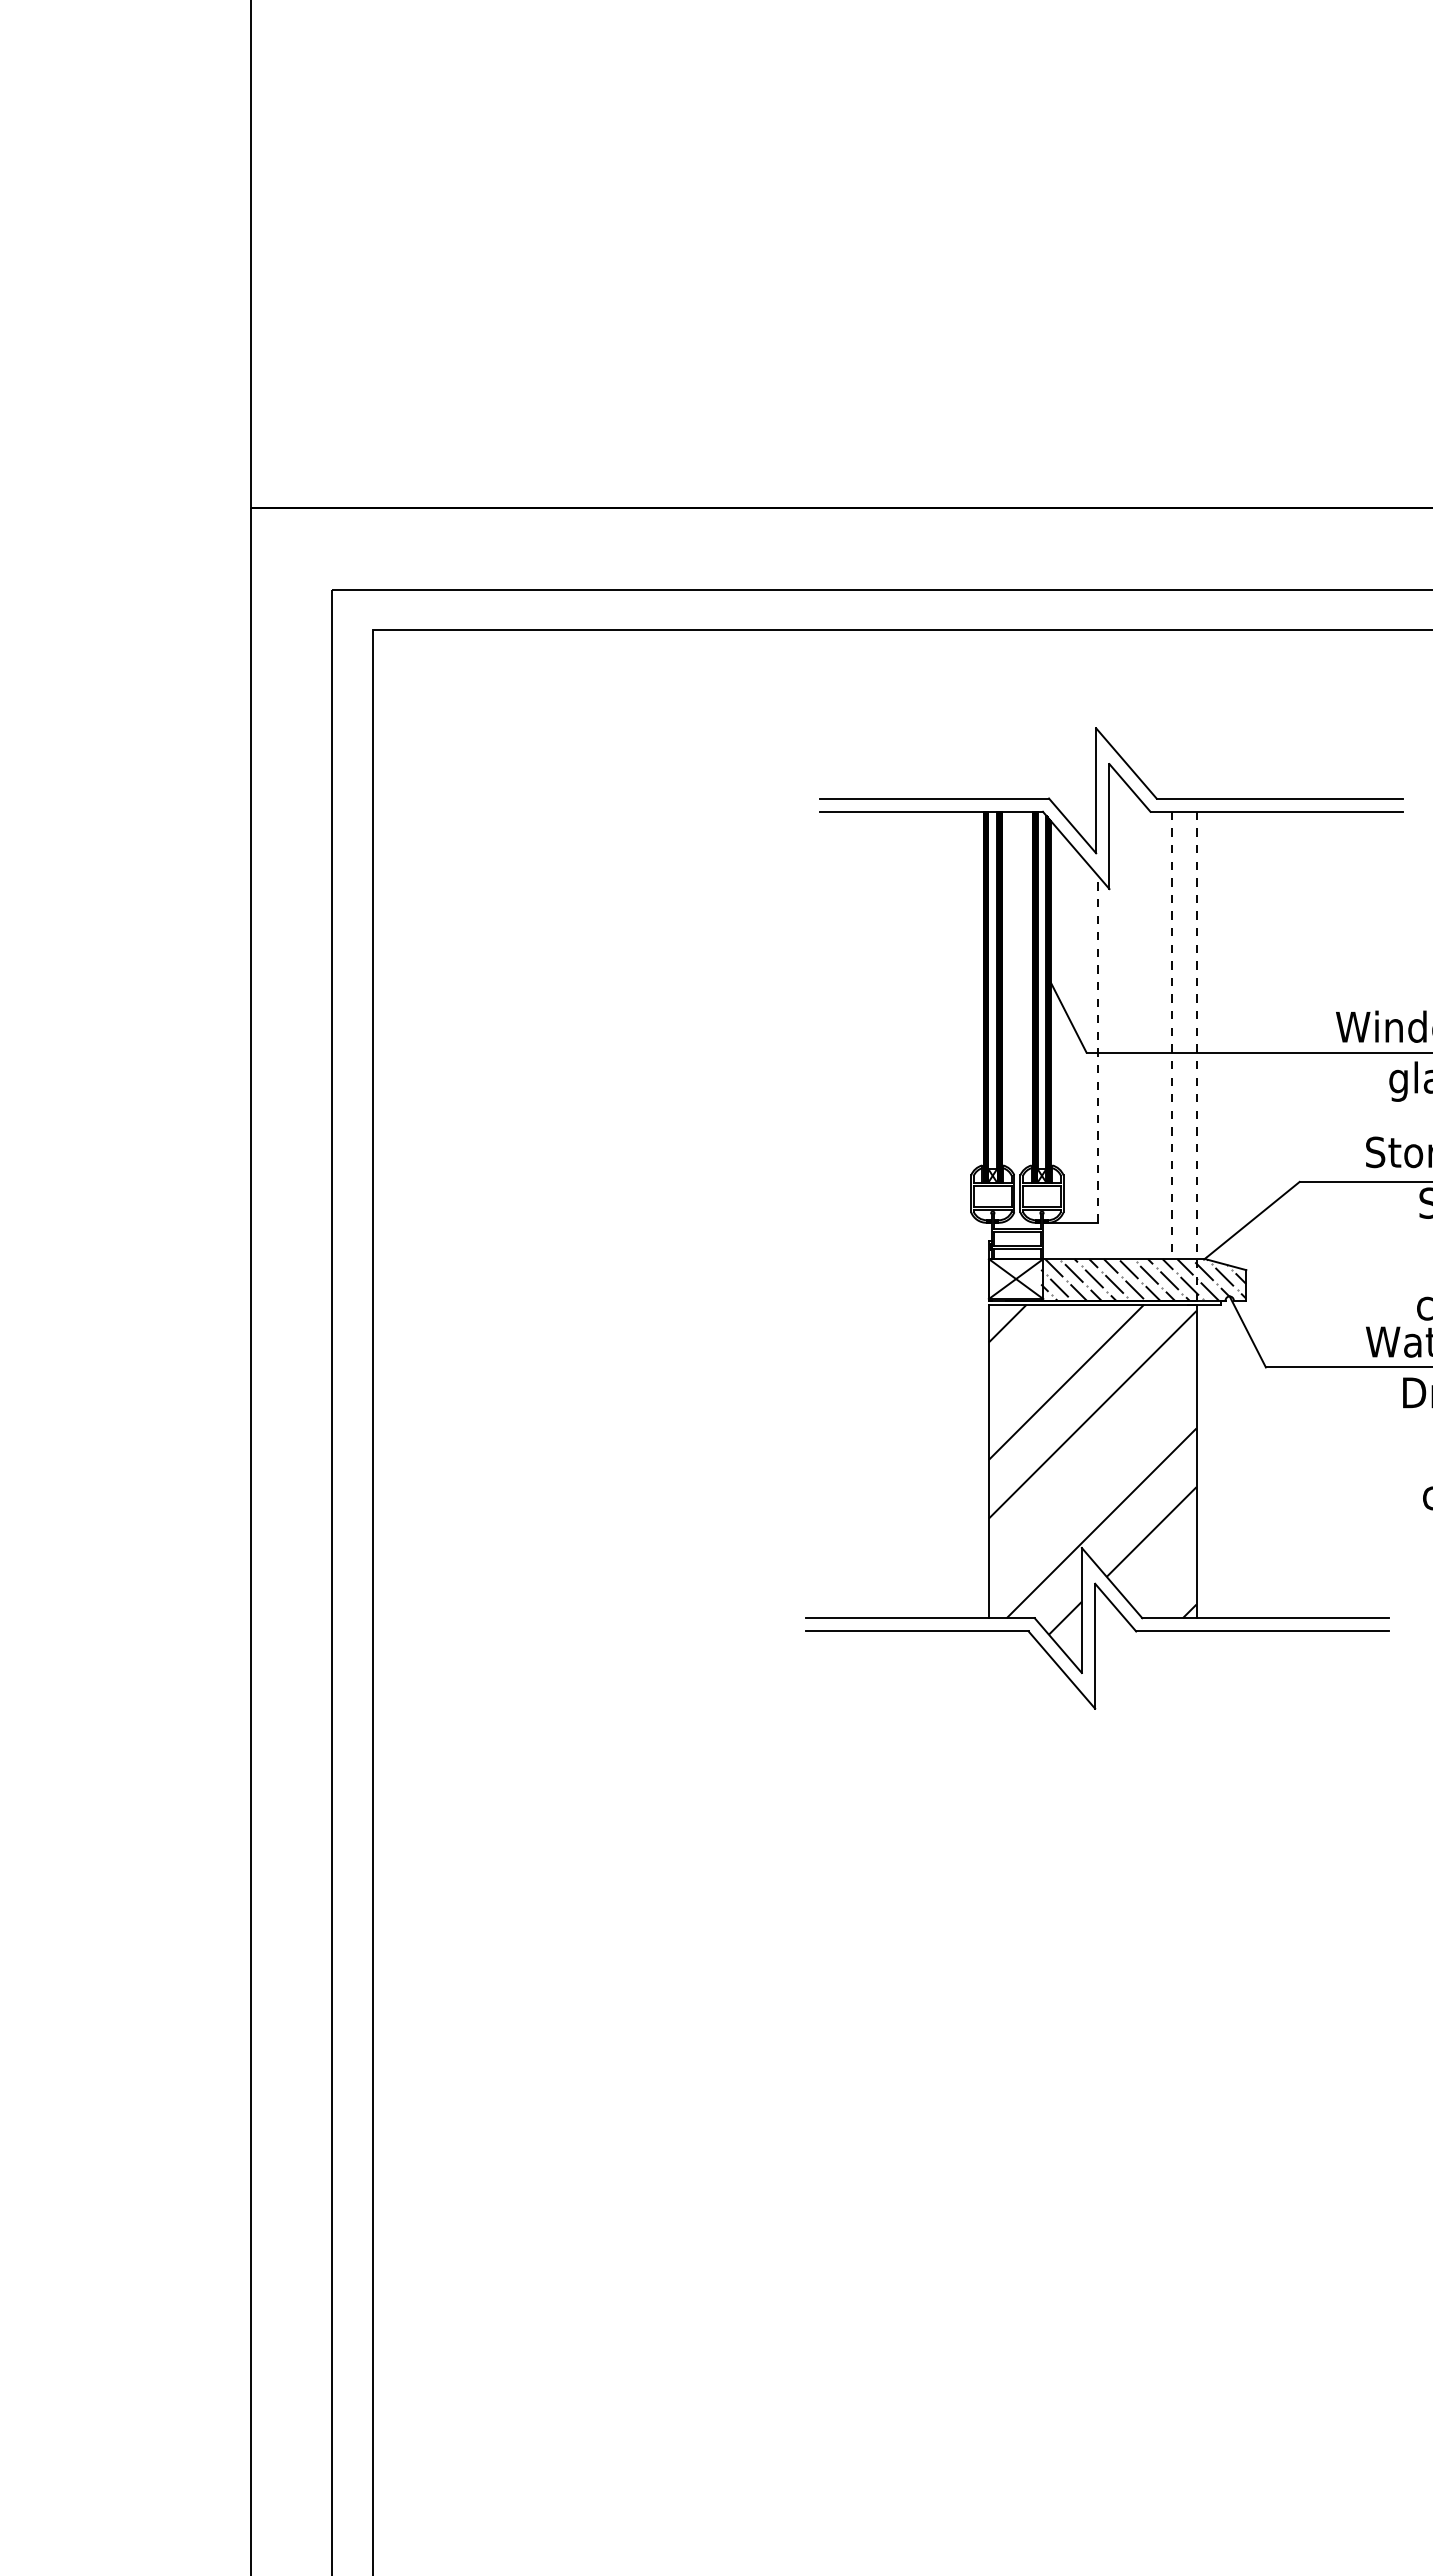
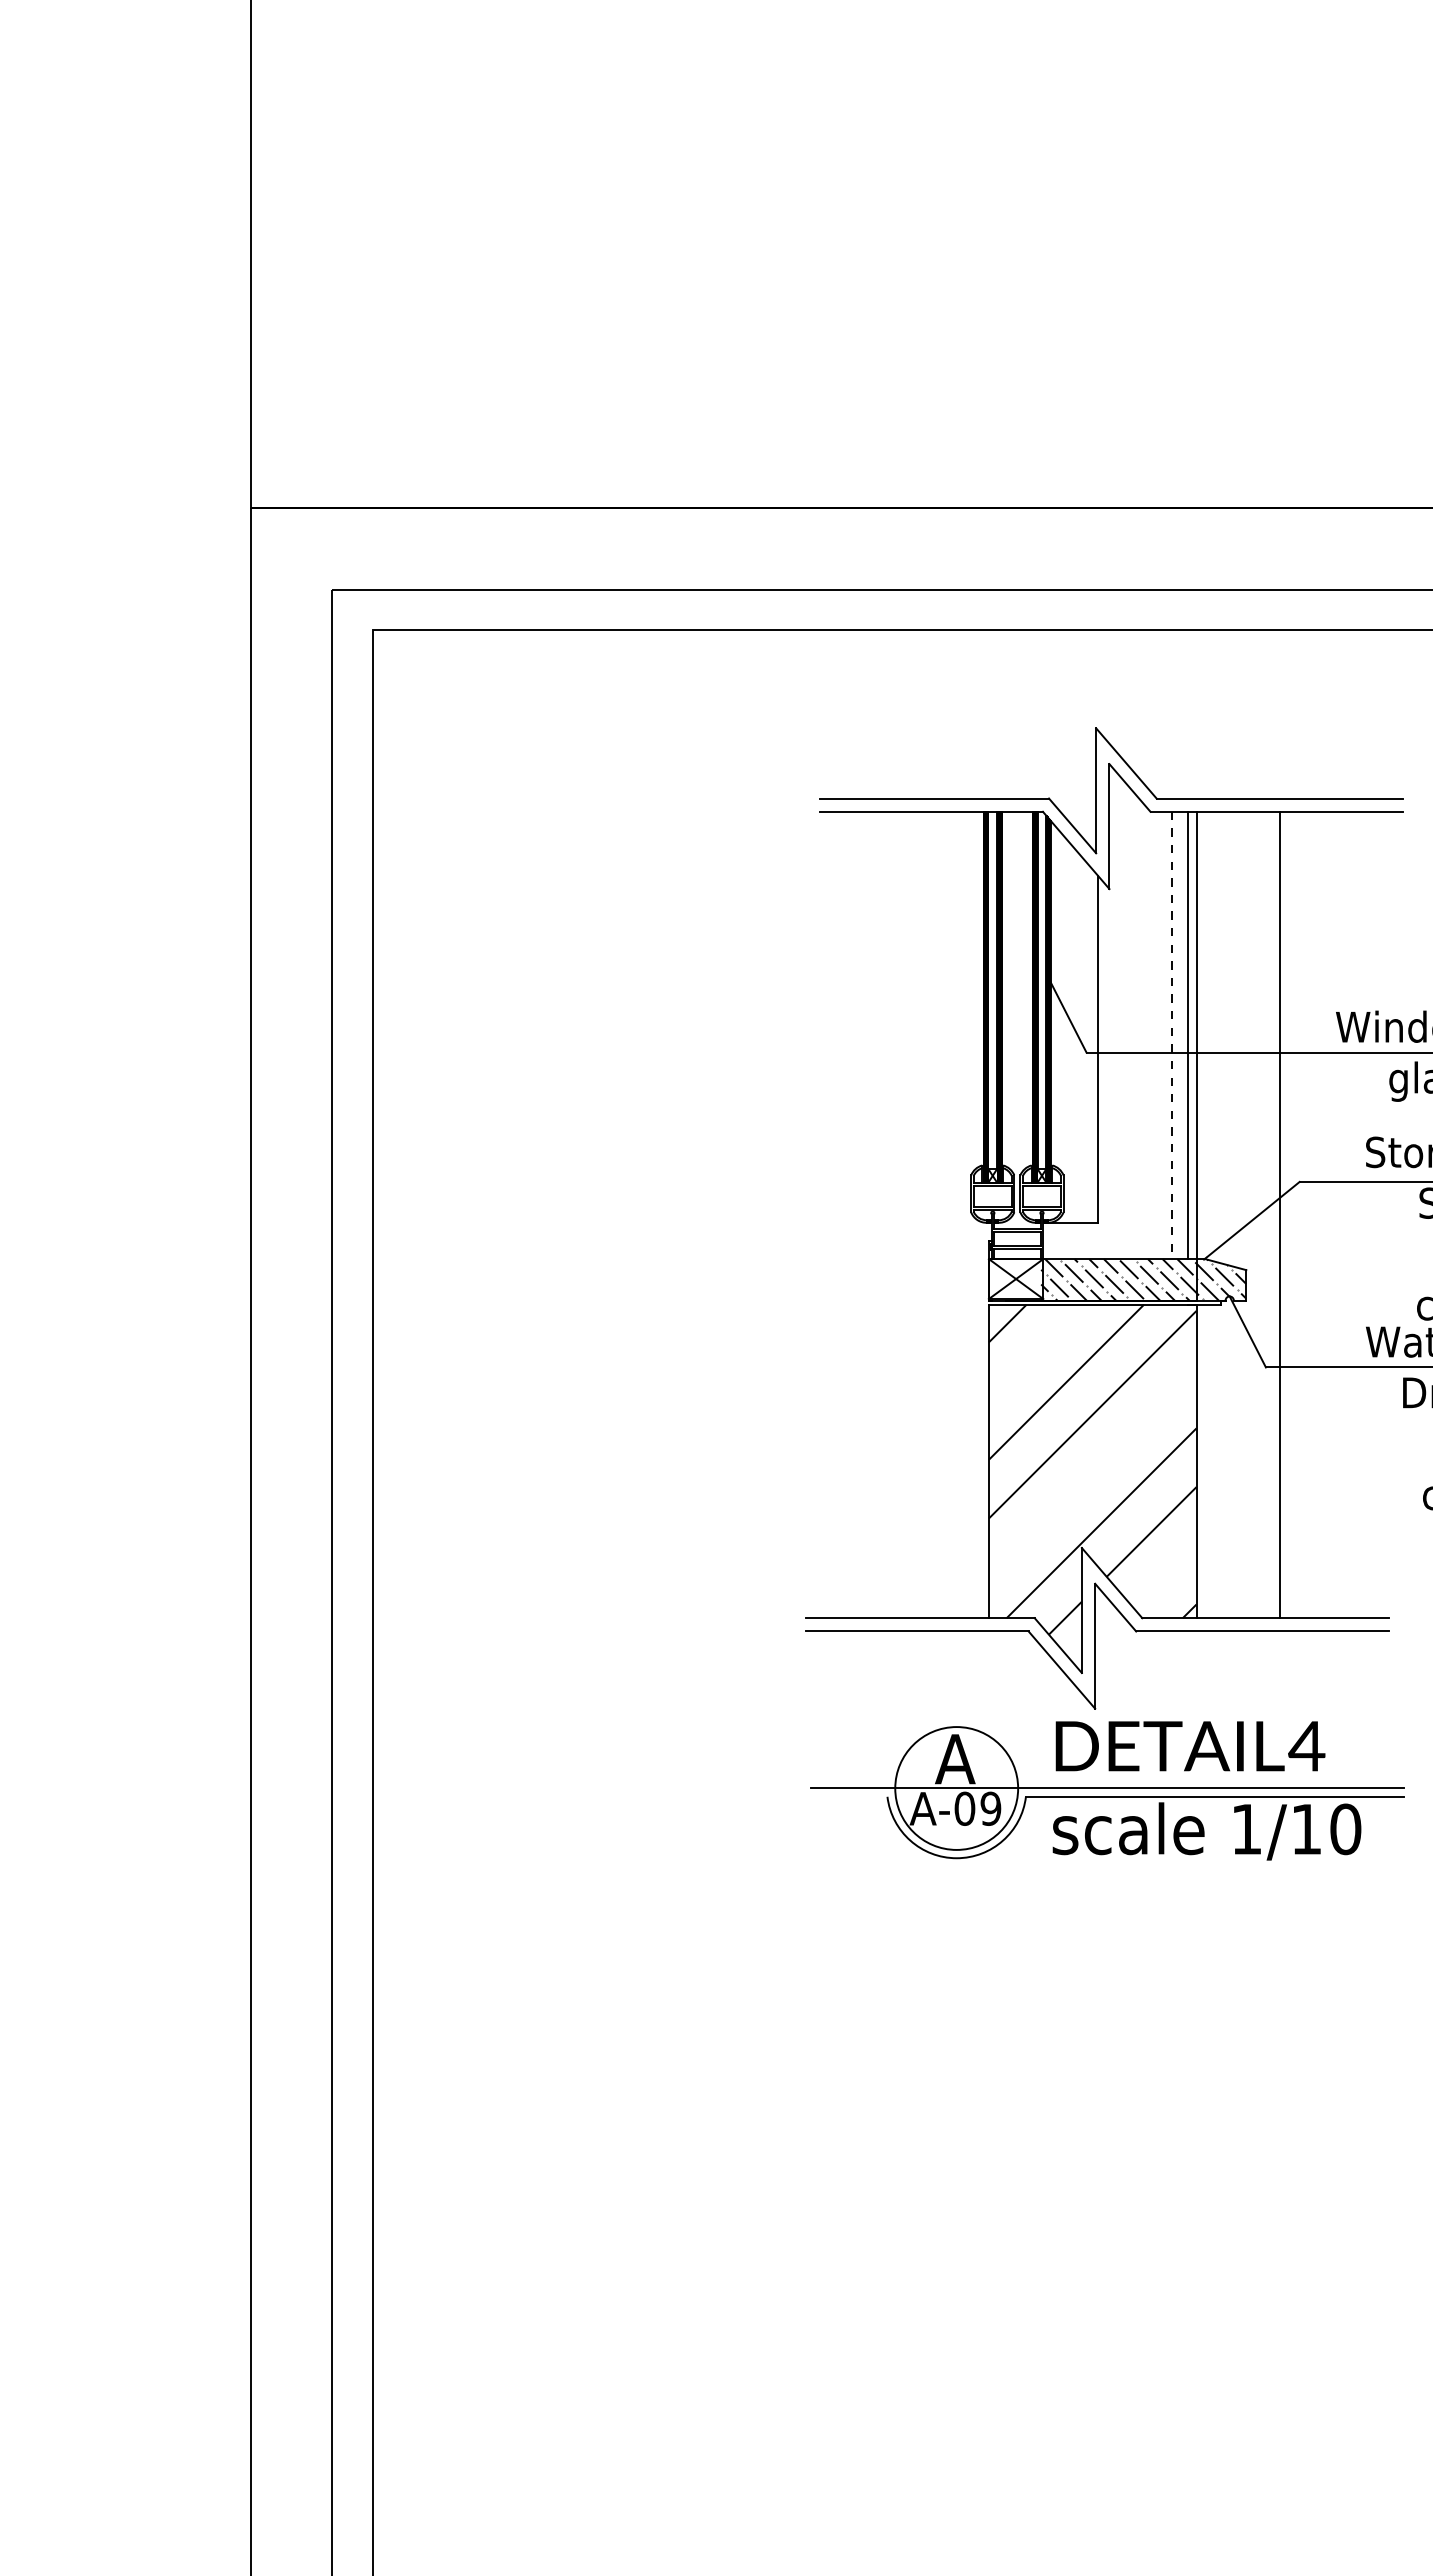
line: none -> present (1188, 1035)
line: dashed -> solid (1097, 1049)
line: dashed -> solid (1196, 1056)
line: none -> present (1279, 1214)
part: none -> present (1107, 1790)
